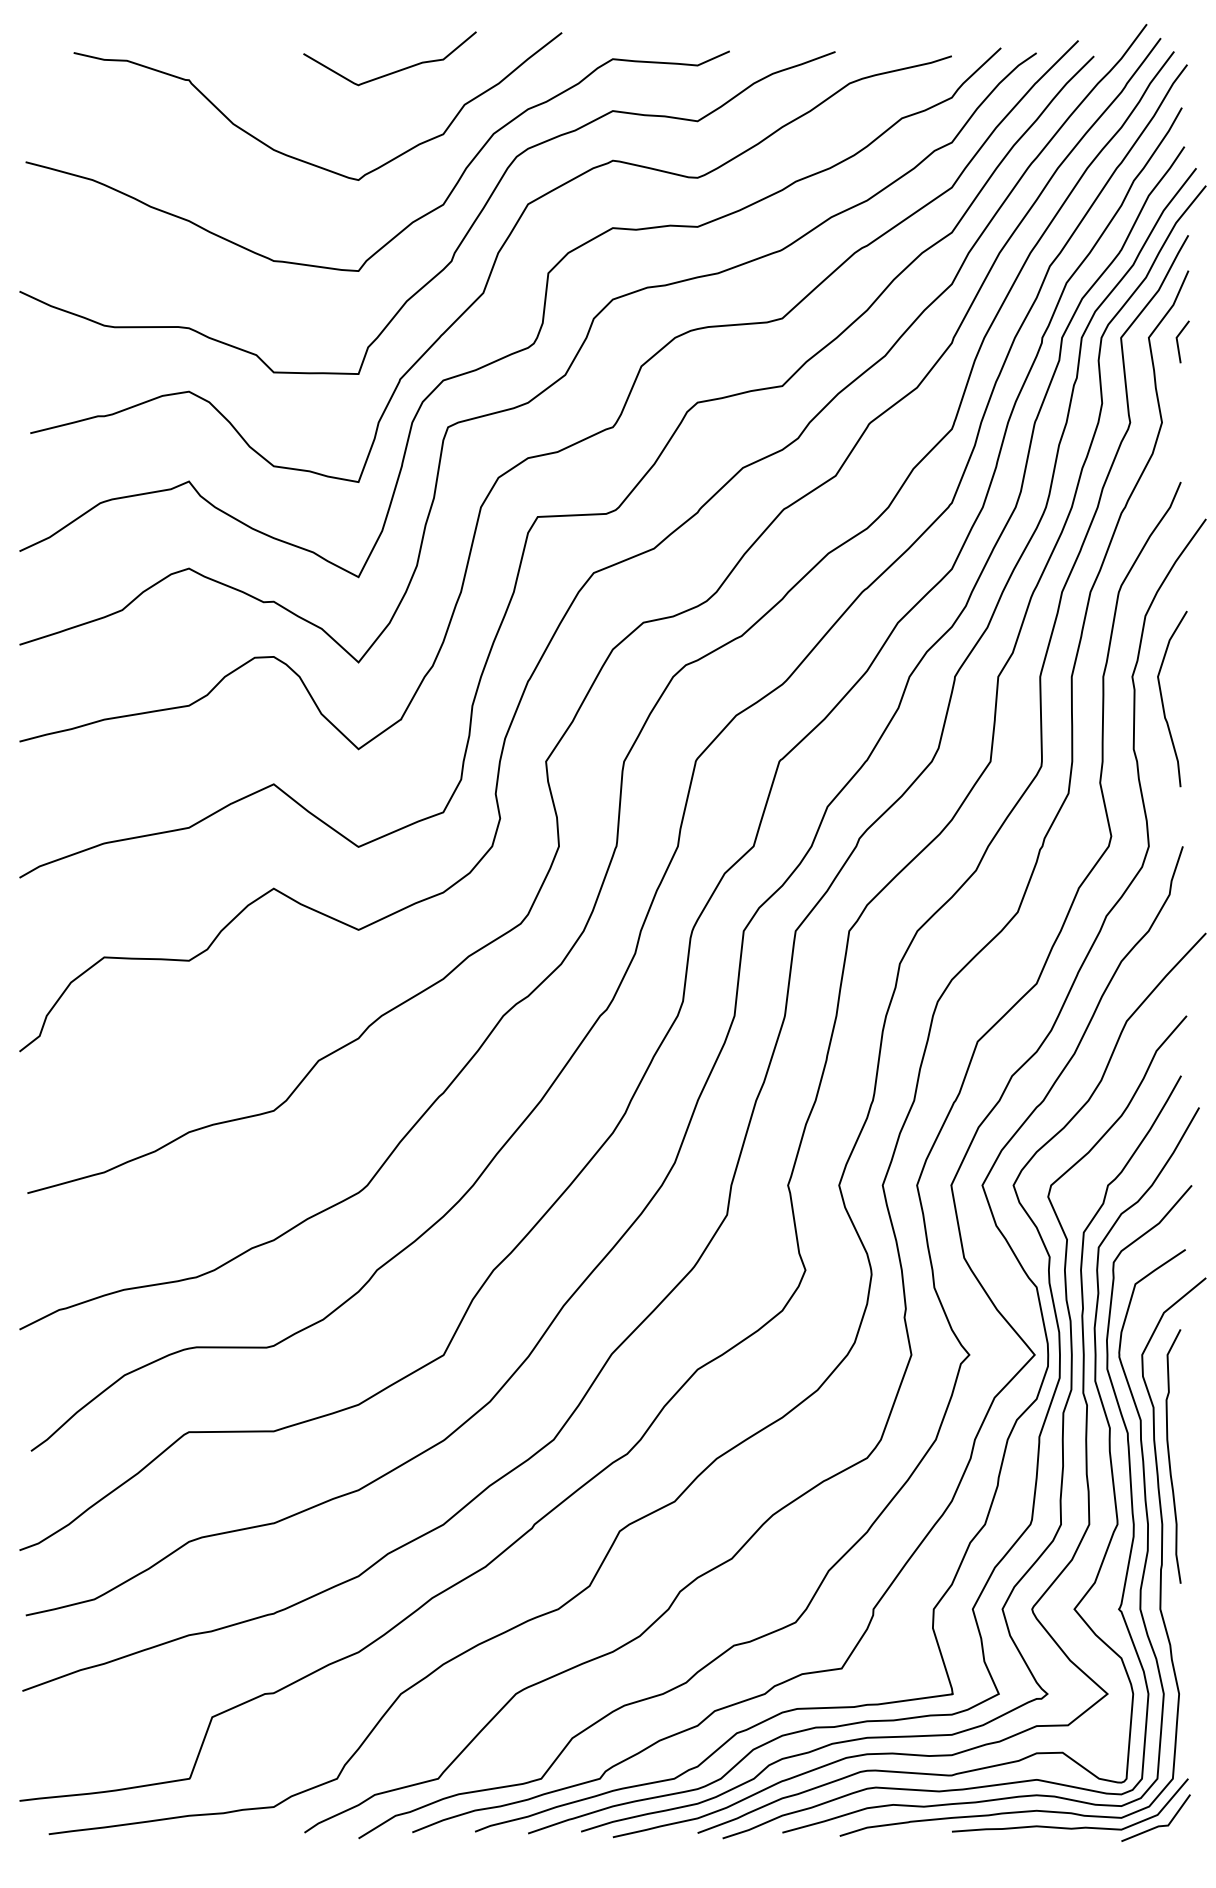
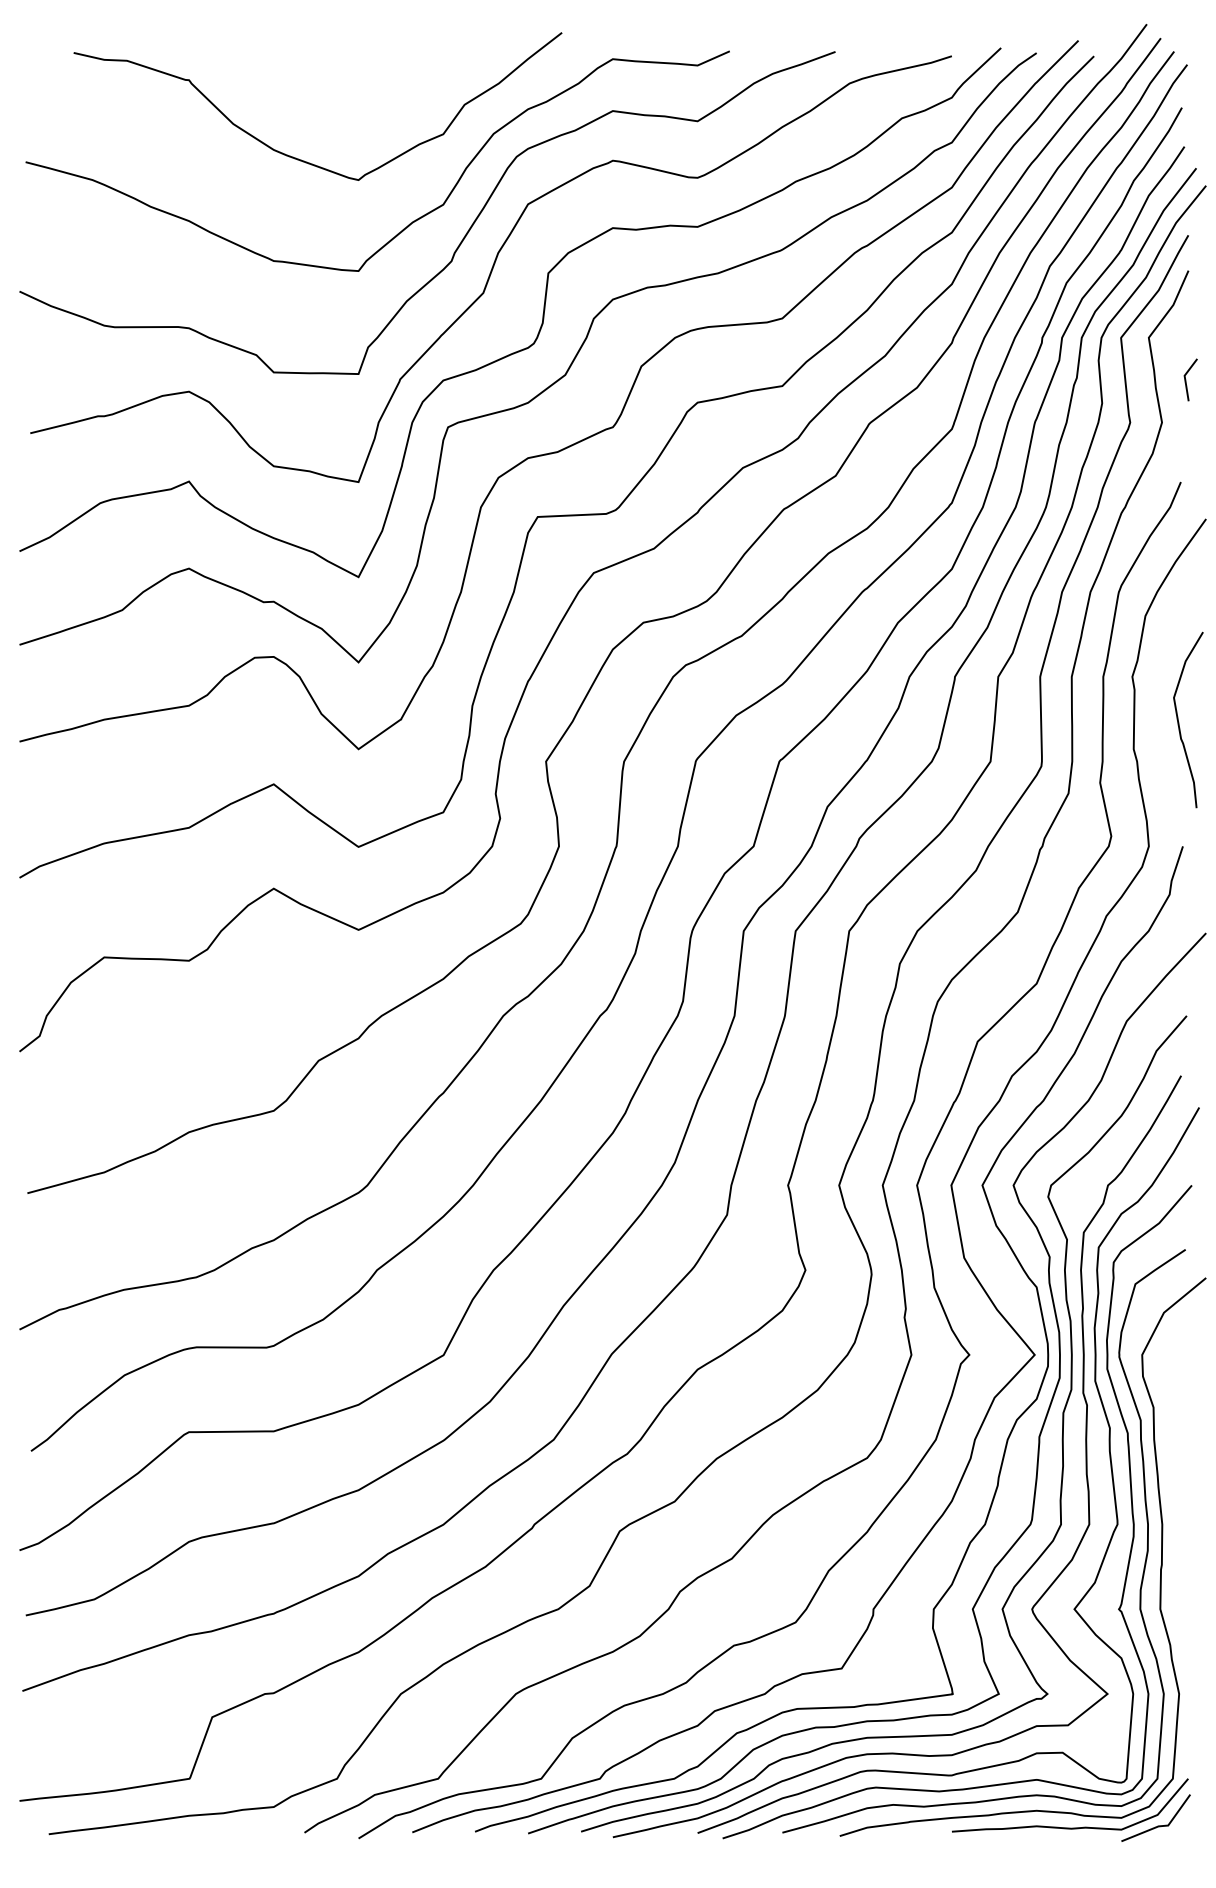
curve: present -> none (393, 71)
line position: (1178, 341) -> (1186, 379) (1186, 379)
curve position: (1163, 701) -> (1179, 722) (1179, 722)
curve: present -> none (1169, 1456)
